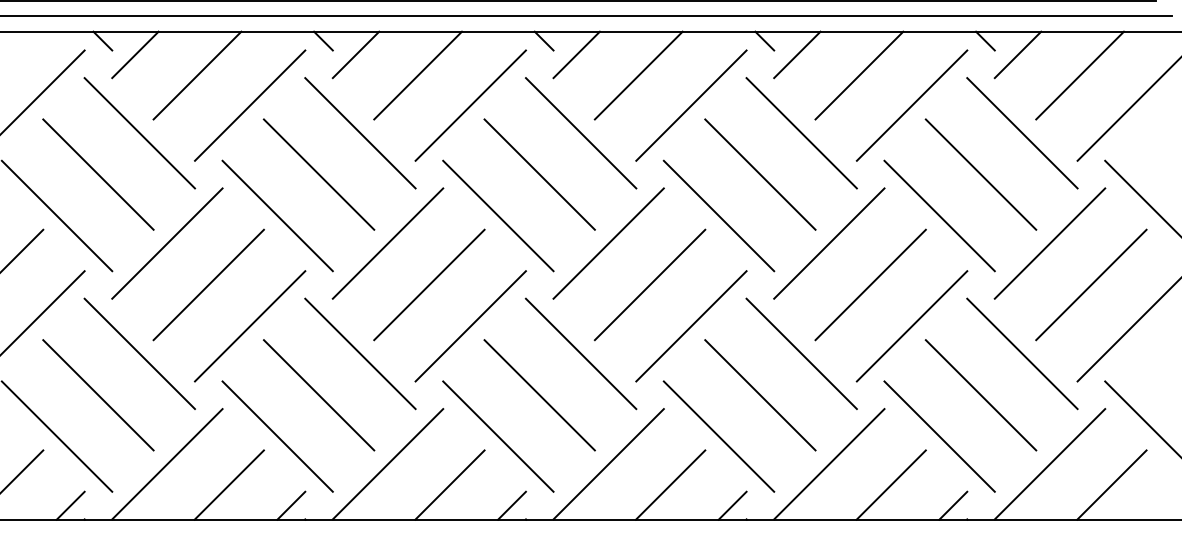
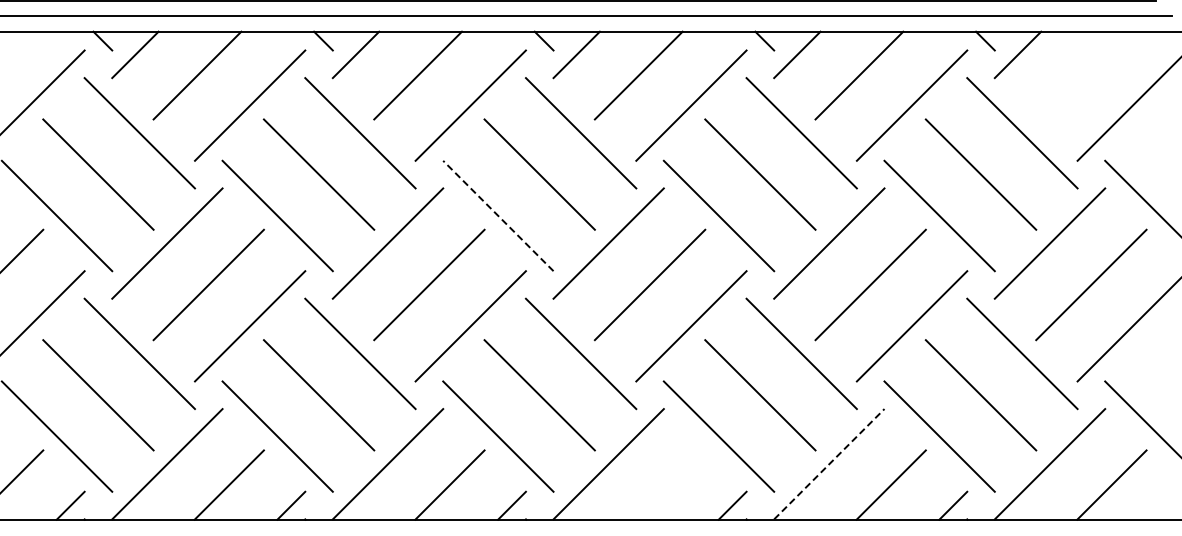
line: present -> none (1079, 75)
line: solid -> dashed (498, 215)
line: solid -> dashed (829, 463)
line: present -> none (670, 484)
